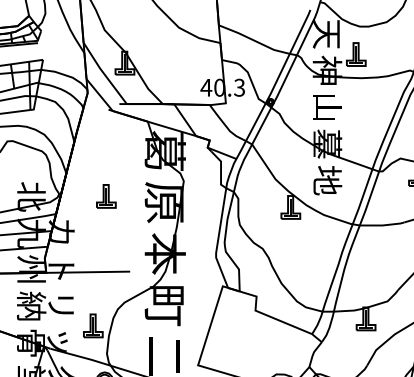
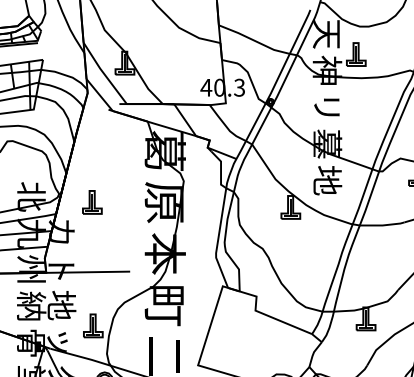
text: 山 -> リ (327, 107)
part position: (106, 196) -> (92, 202) (92, 202)
text: リ -> 地 (61, 305)
